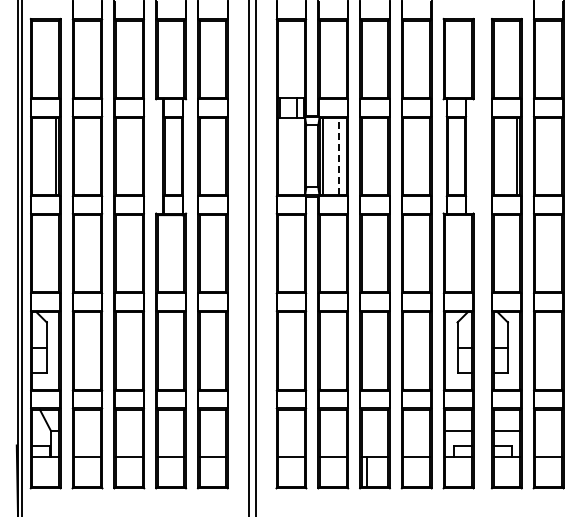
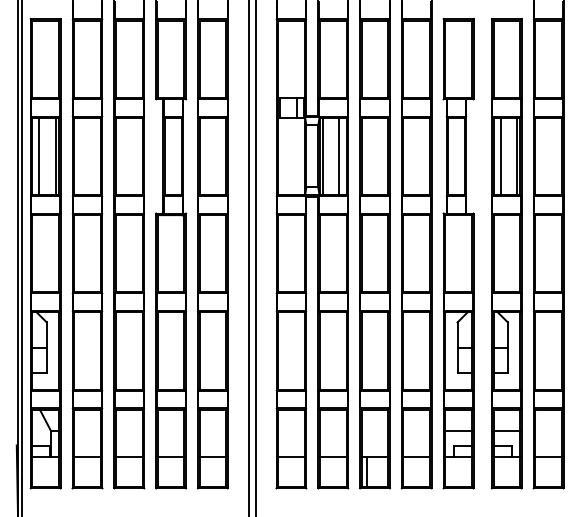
line: none -> present (39, 155)
line: none -> present (500, 155)
line: dashed -> solid (339, 156)
